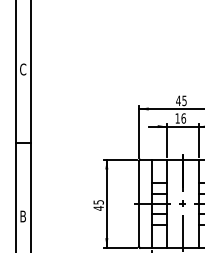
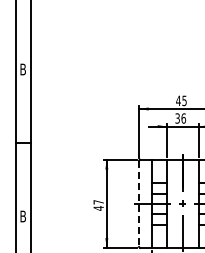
text: C -> B (23, 69)
text: 16 -> 36 (177, 118)
text: 45 -> 47 (98, 202)
line: solid -> dashed (139, 204)
